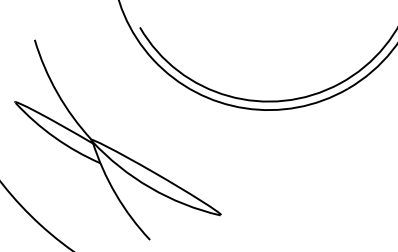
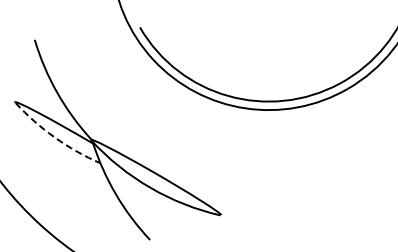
arc: solid -> dashed (54, 137)
